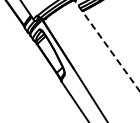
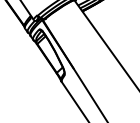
line: dashed -> solid (106, 45)
